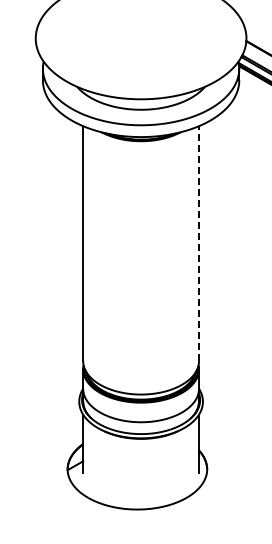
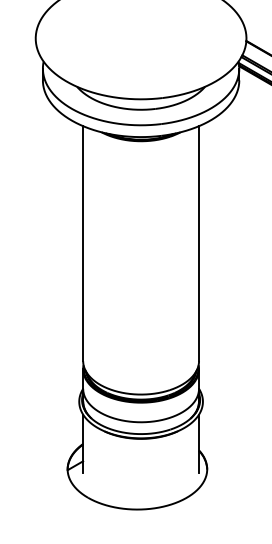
line: dashed -> solid (199, 243)
